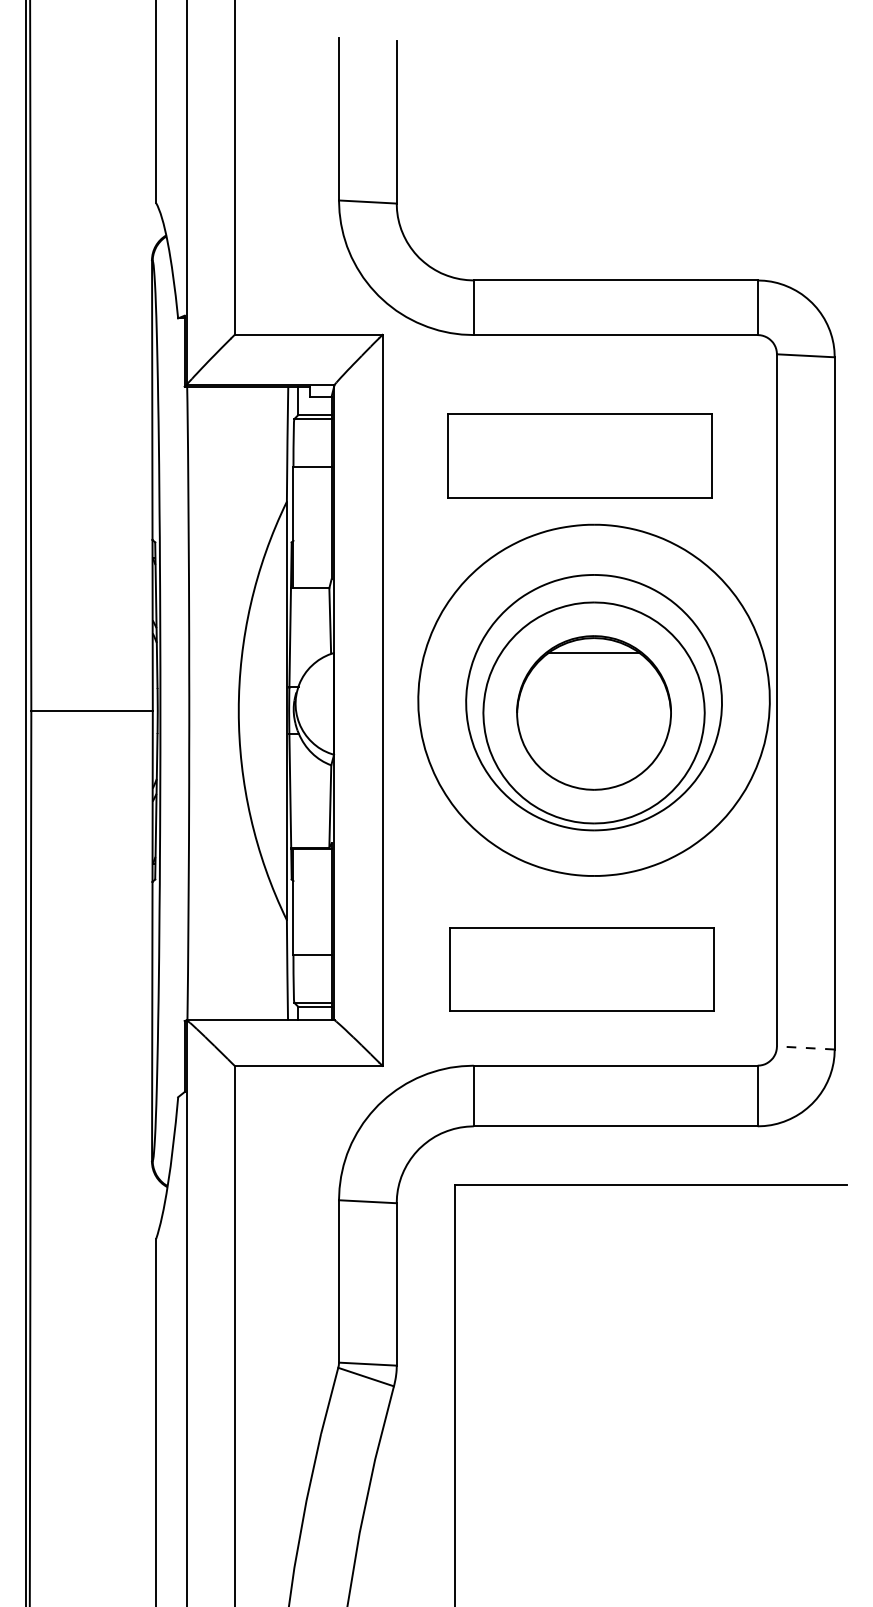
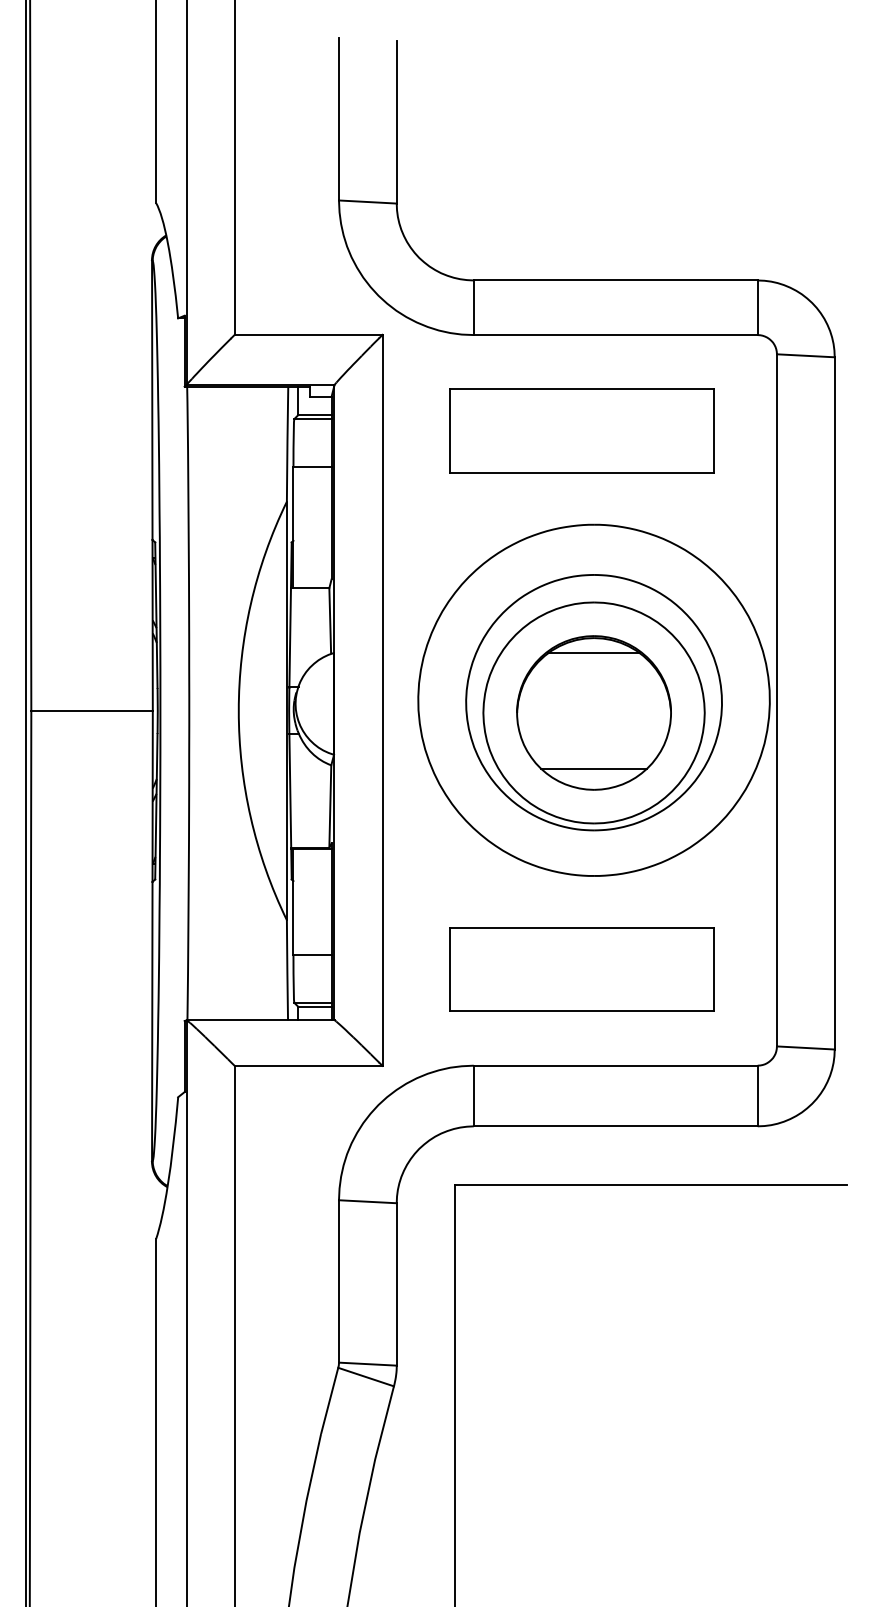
part position: (579, 455) -> (581, 430) (581, 430)
line: none -> present (594, 768)
line: dashed -> solid (805, 1047)
